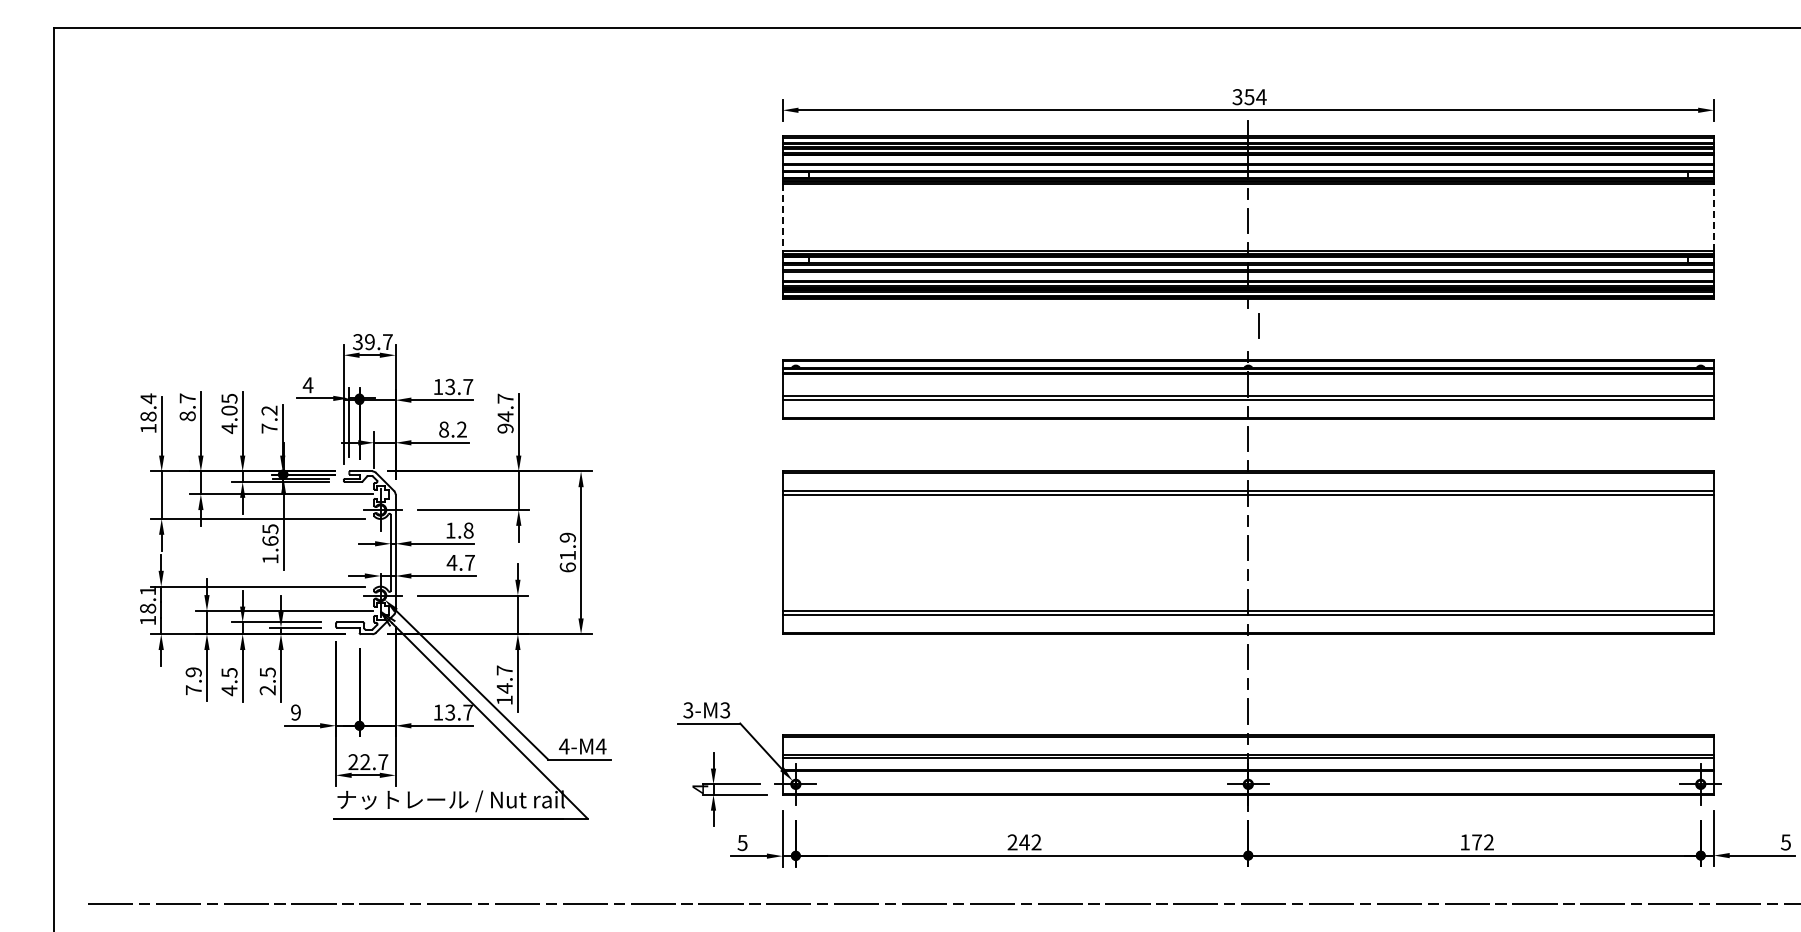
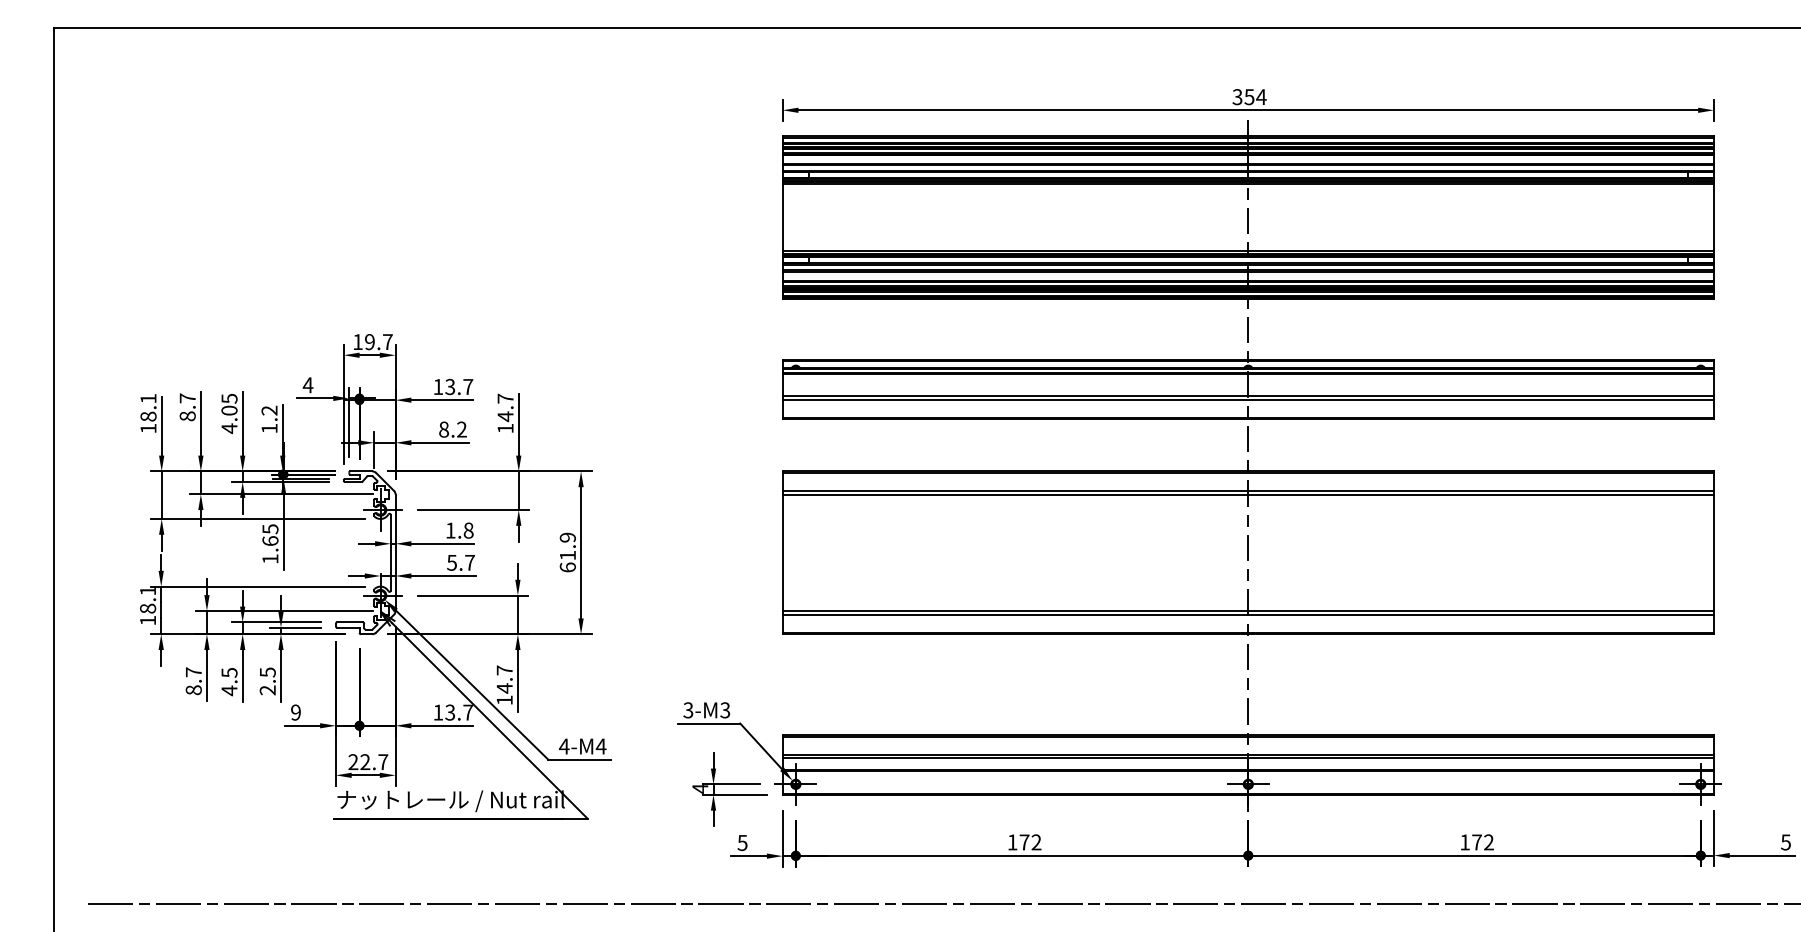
line: dashed -> solid (782, 217)
line: dashed -> solid (1713, 217)
line position: (1258, 325) -> (1247, 329) (1247, 329)
text: 39.7 -> 19.7 (357, 342)
text: 18.4 -> 18.1 (148, 398)
text: 7.2 -> 1.2 (269, 428)
text: 94.7 -> 14.7 (505, 428)
text: 4.7 -> 5.7 (451, 562)
text: 7.9 -> 8.7 (193, 681)
text: 242 -> 172 (1018, 842)
